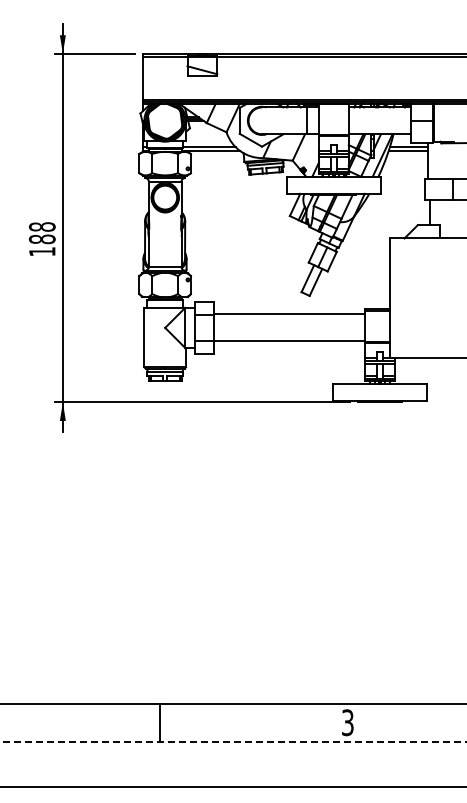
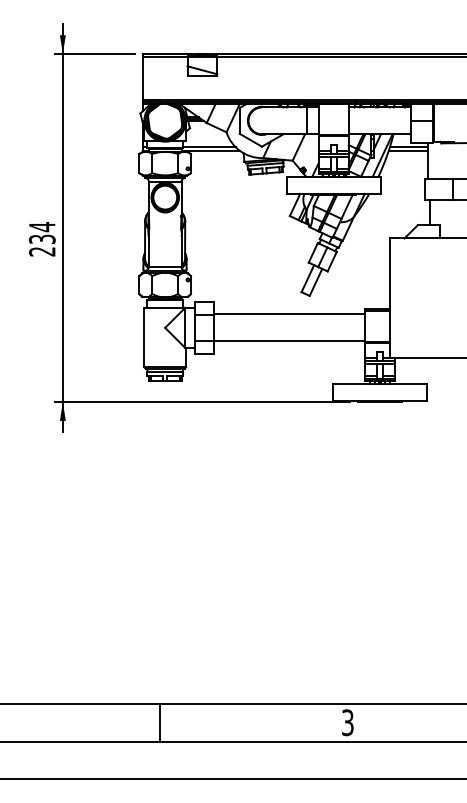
text: 188 -> 234 (41, 239)
line: dashed -> solid (233, 741)
line position: (232, 786) -> (232, 778) (232, 778)
